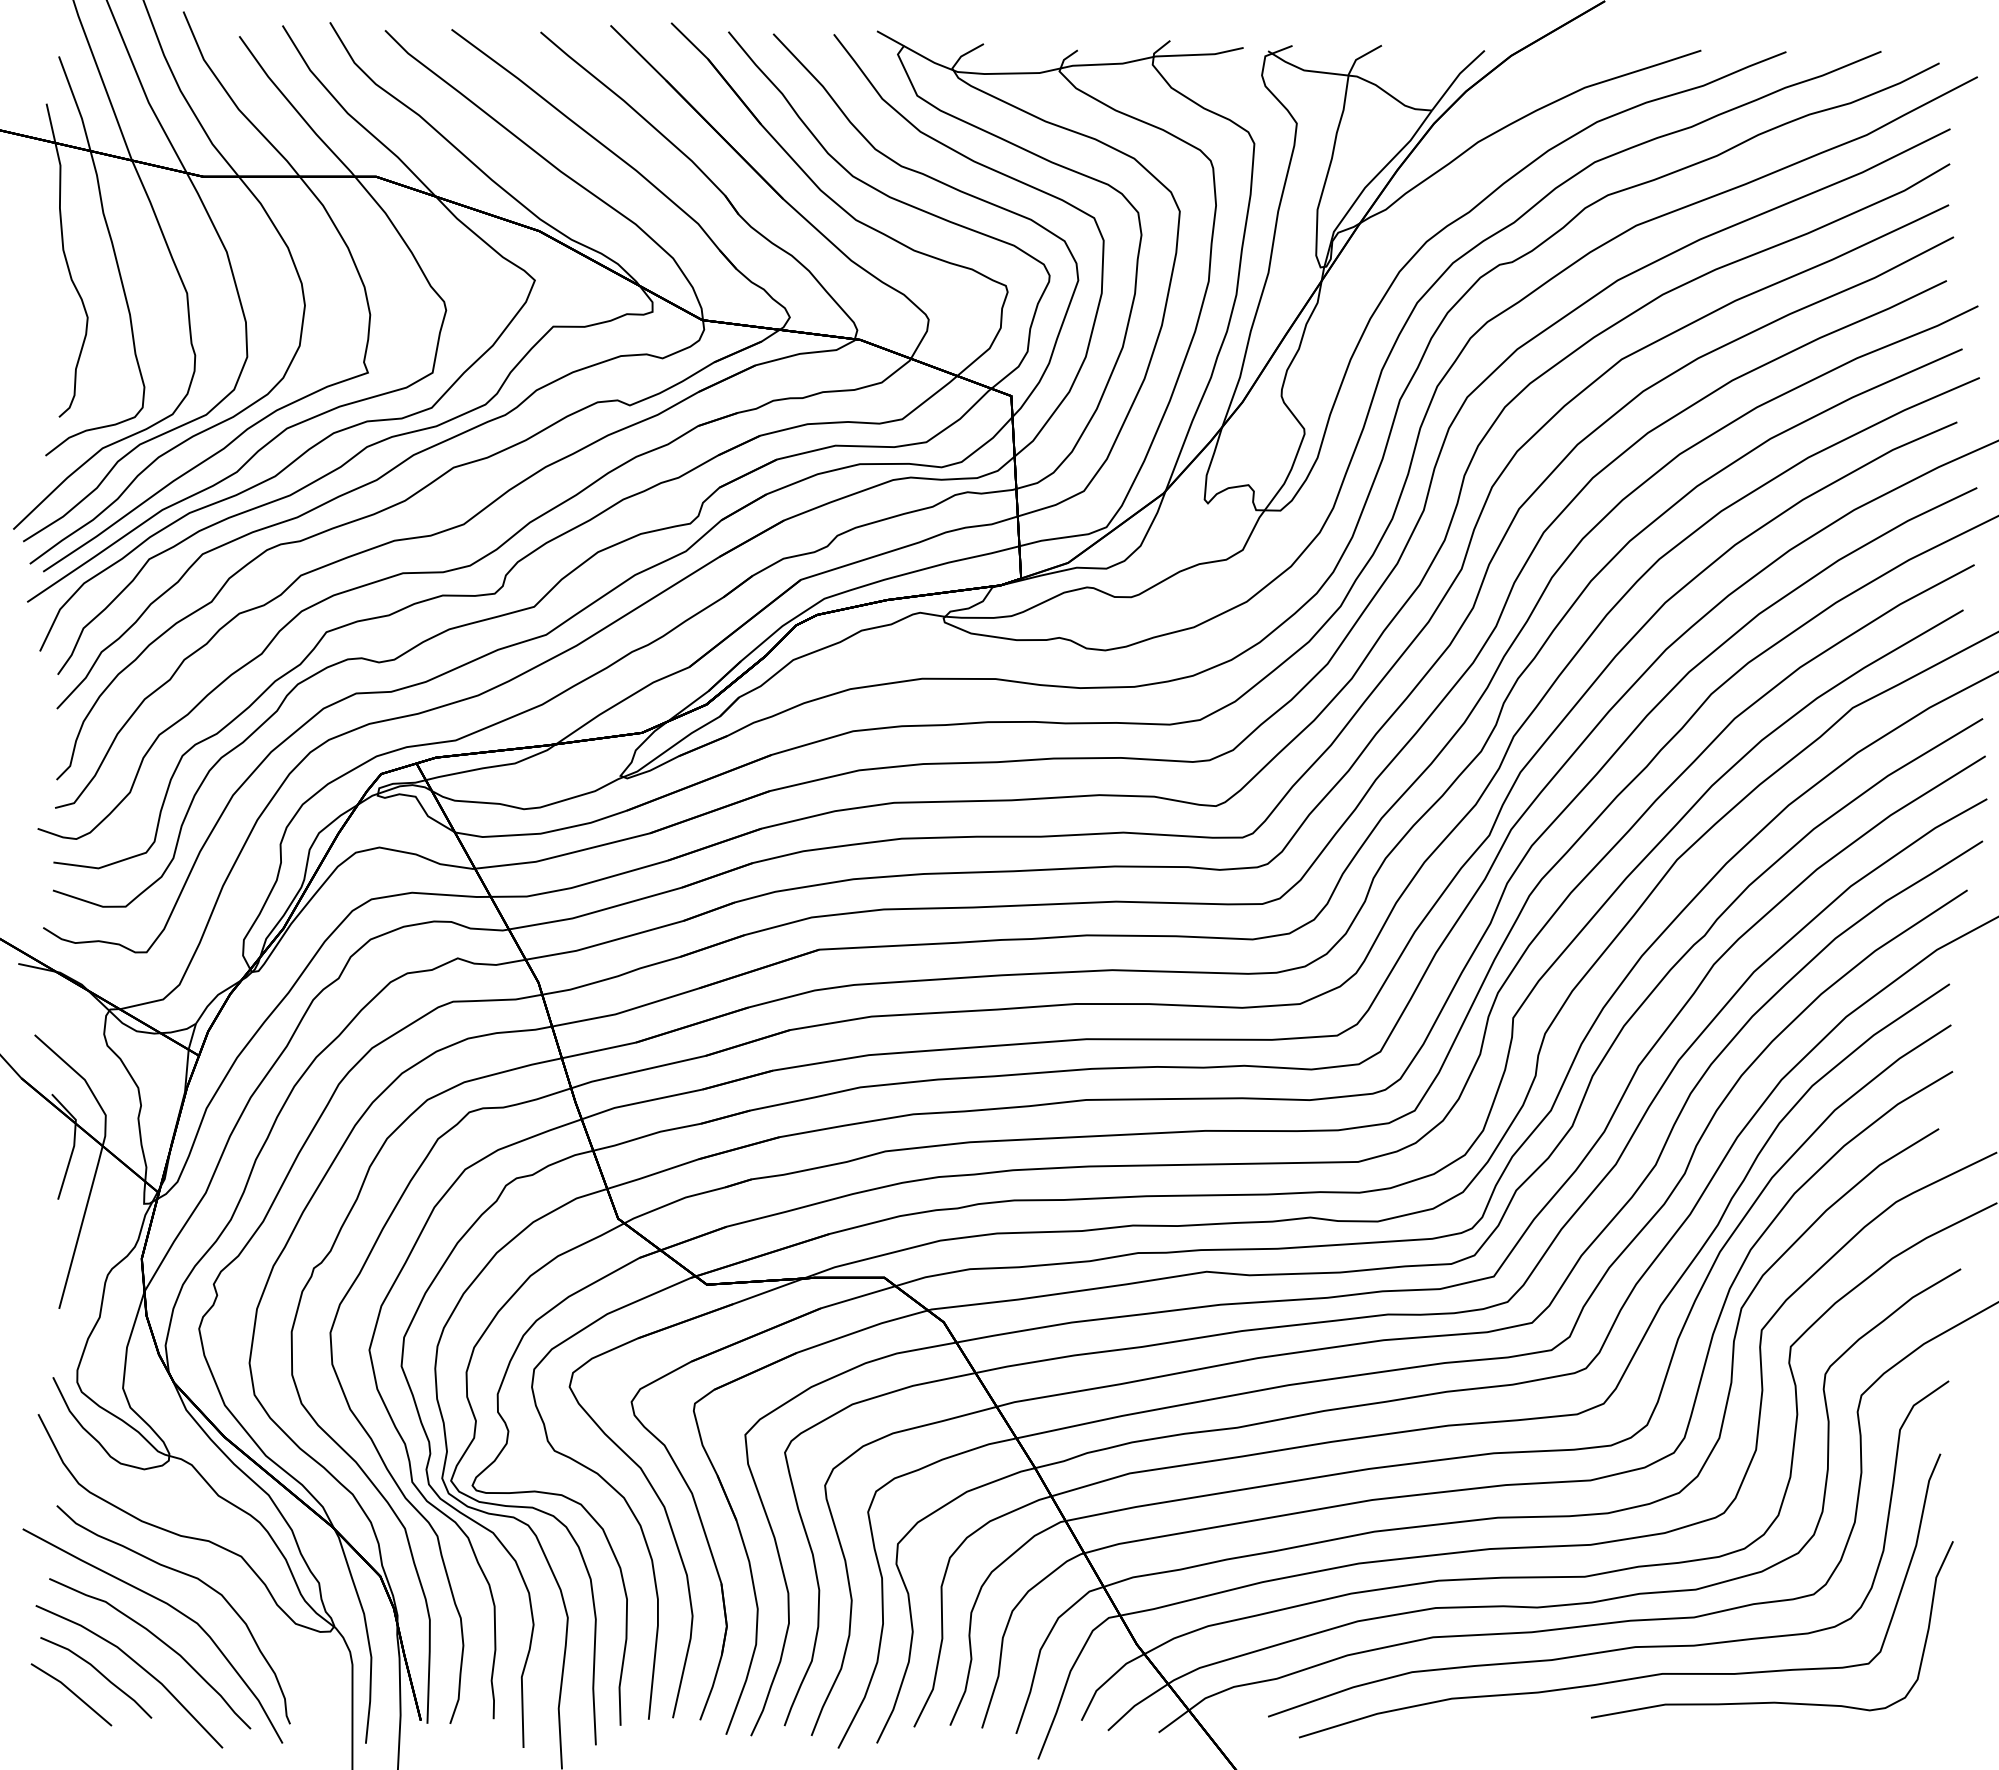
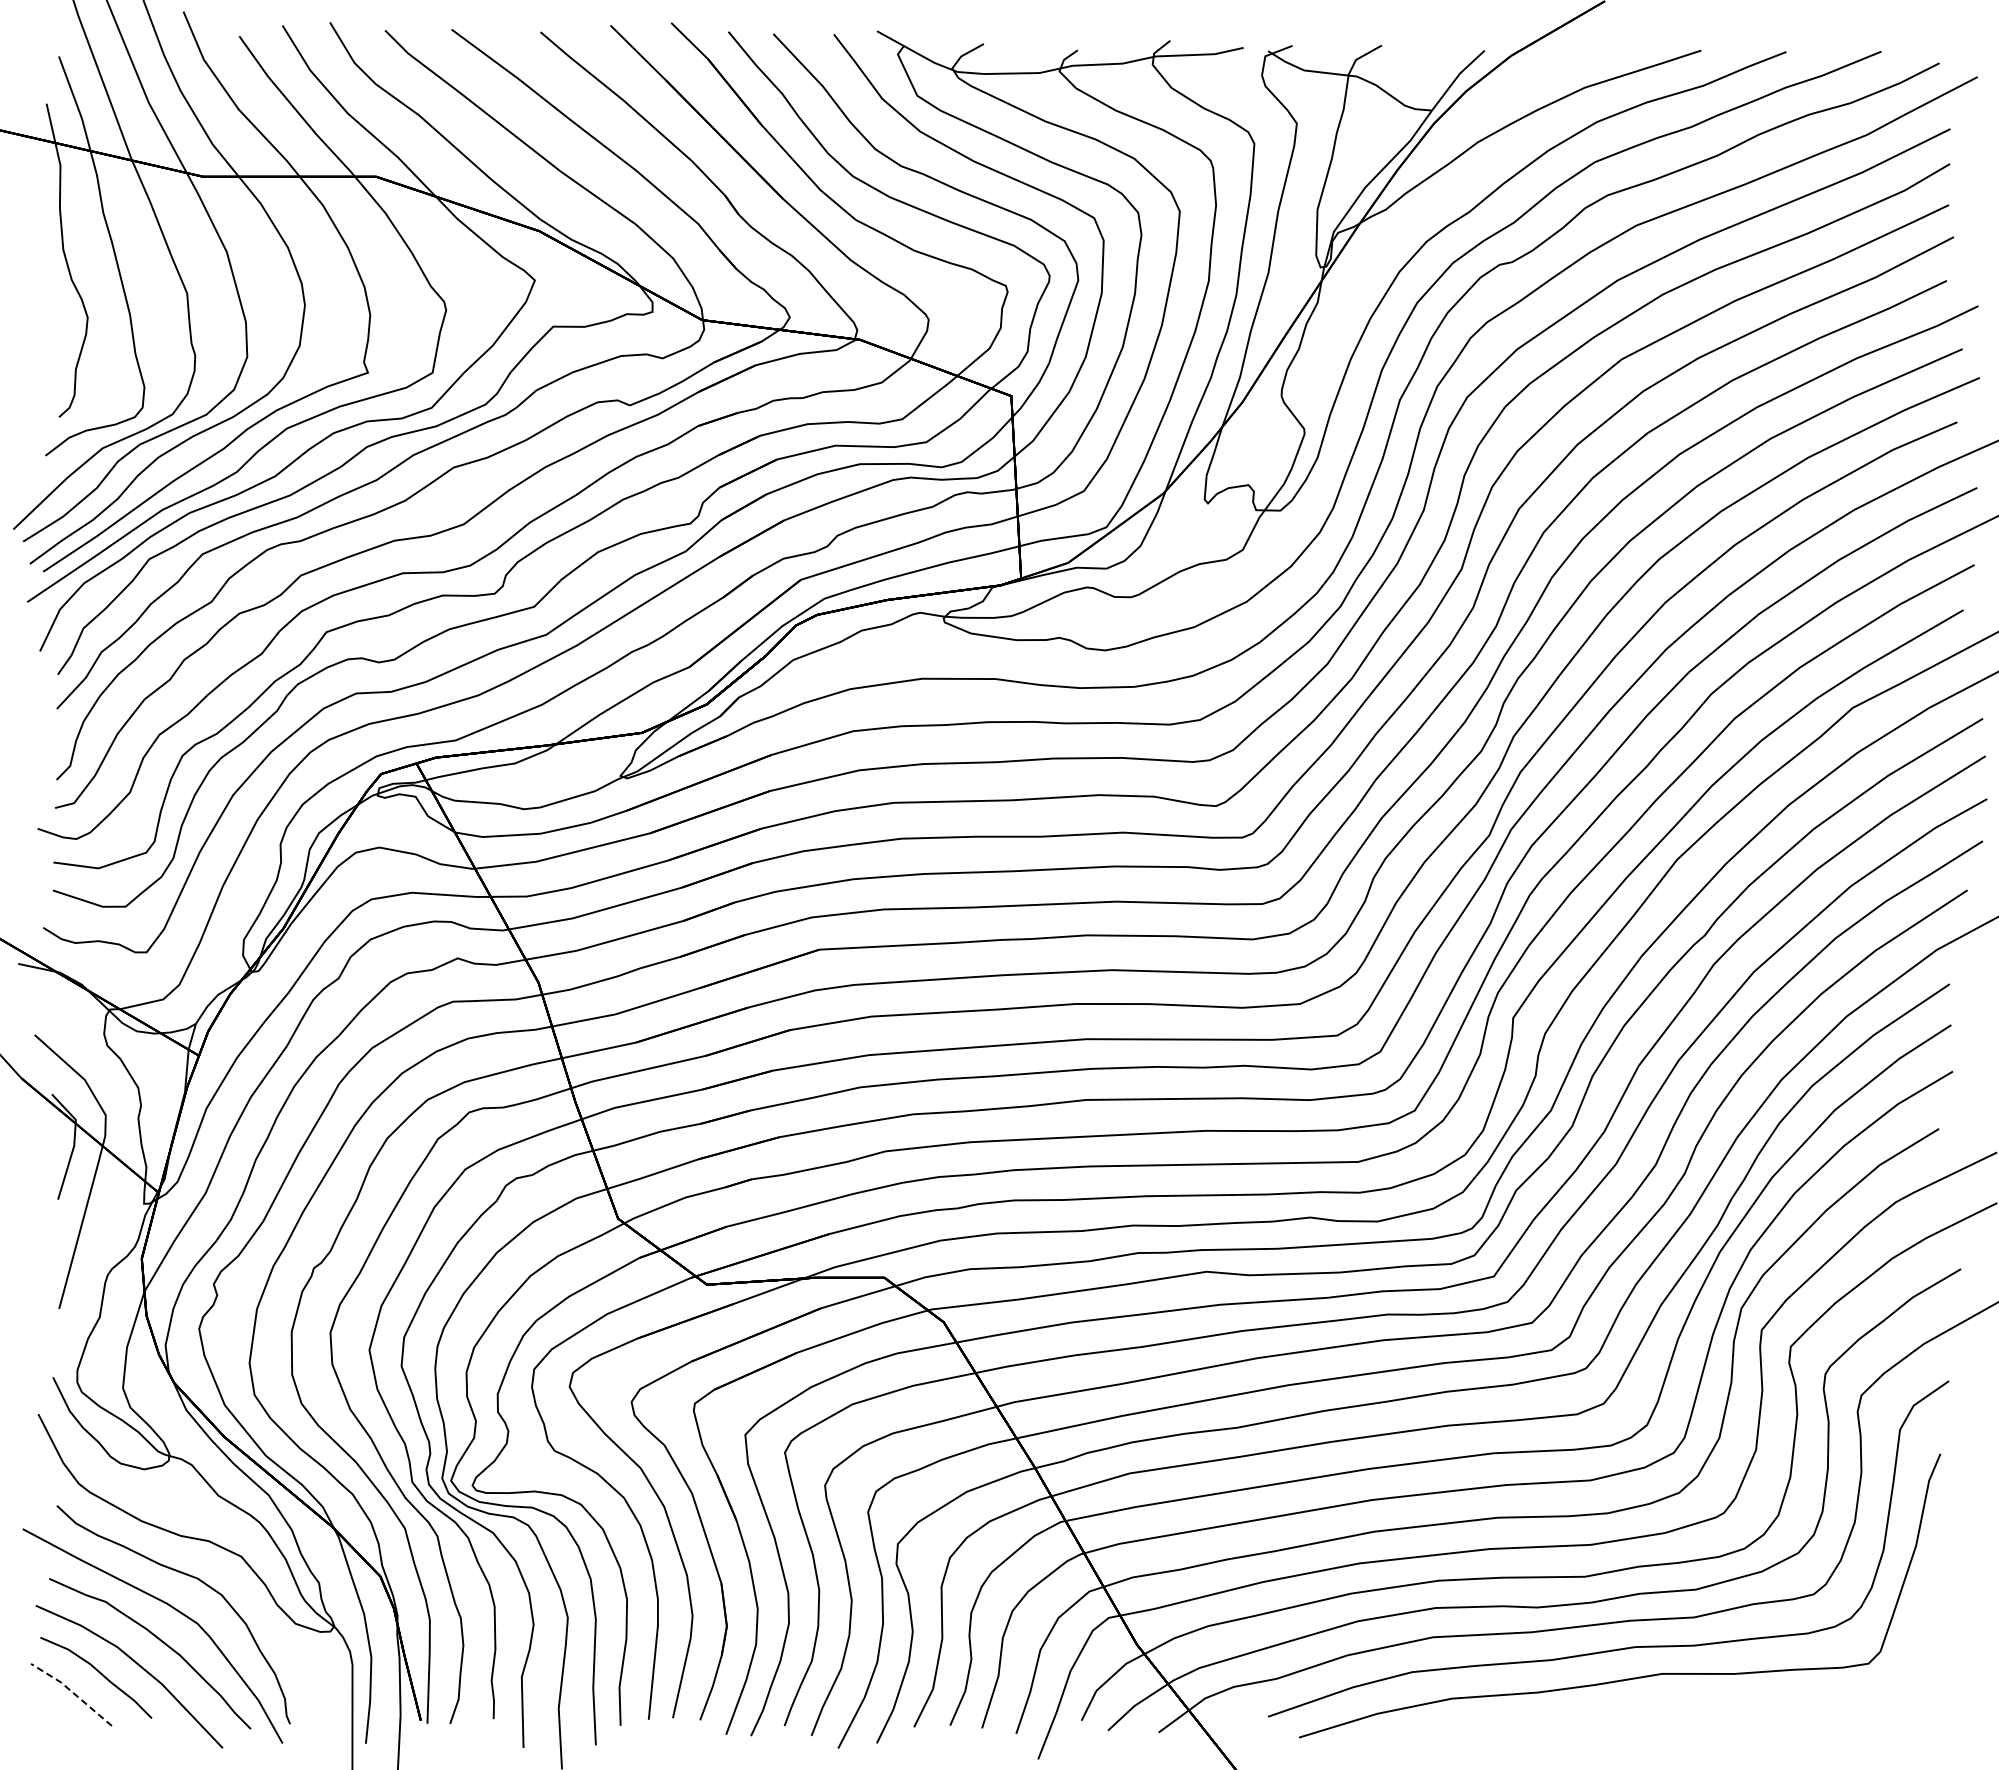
line: solid -> dashed (72, 1691)
curve: present -> none (1772, 1701)
